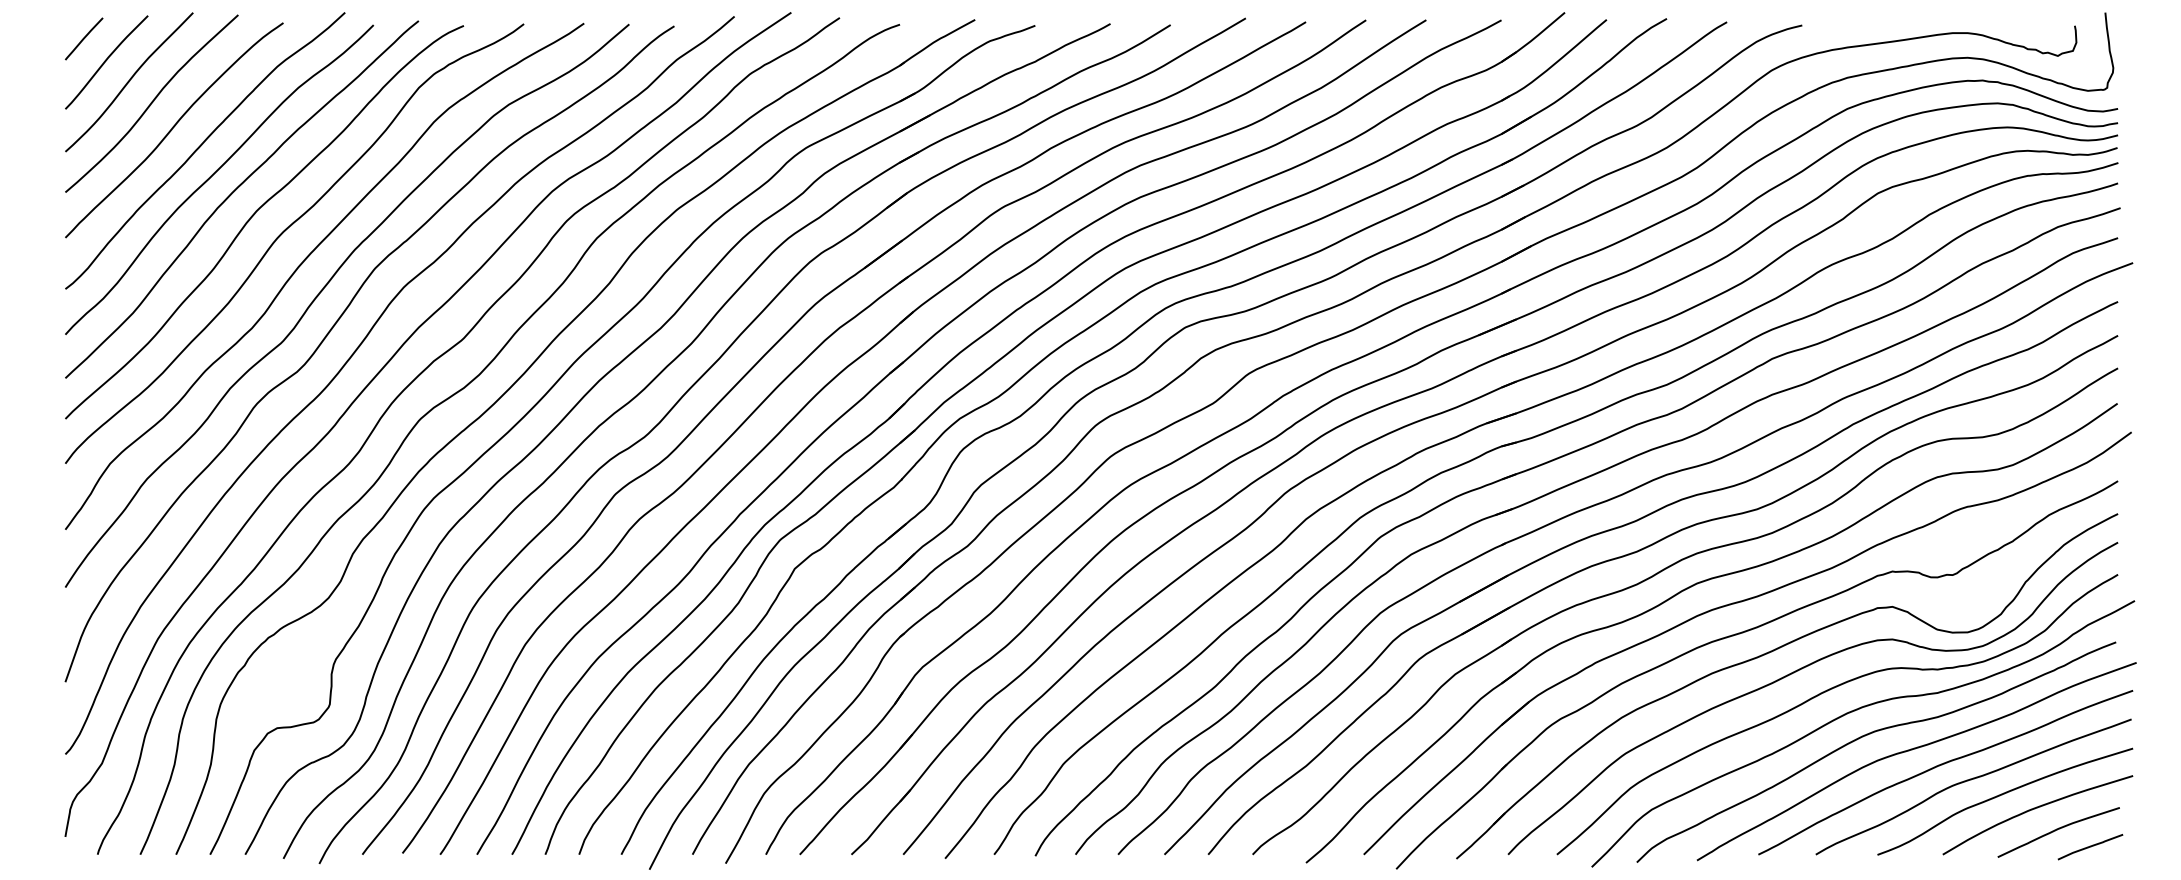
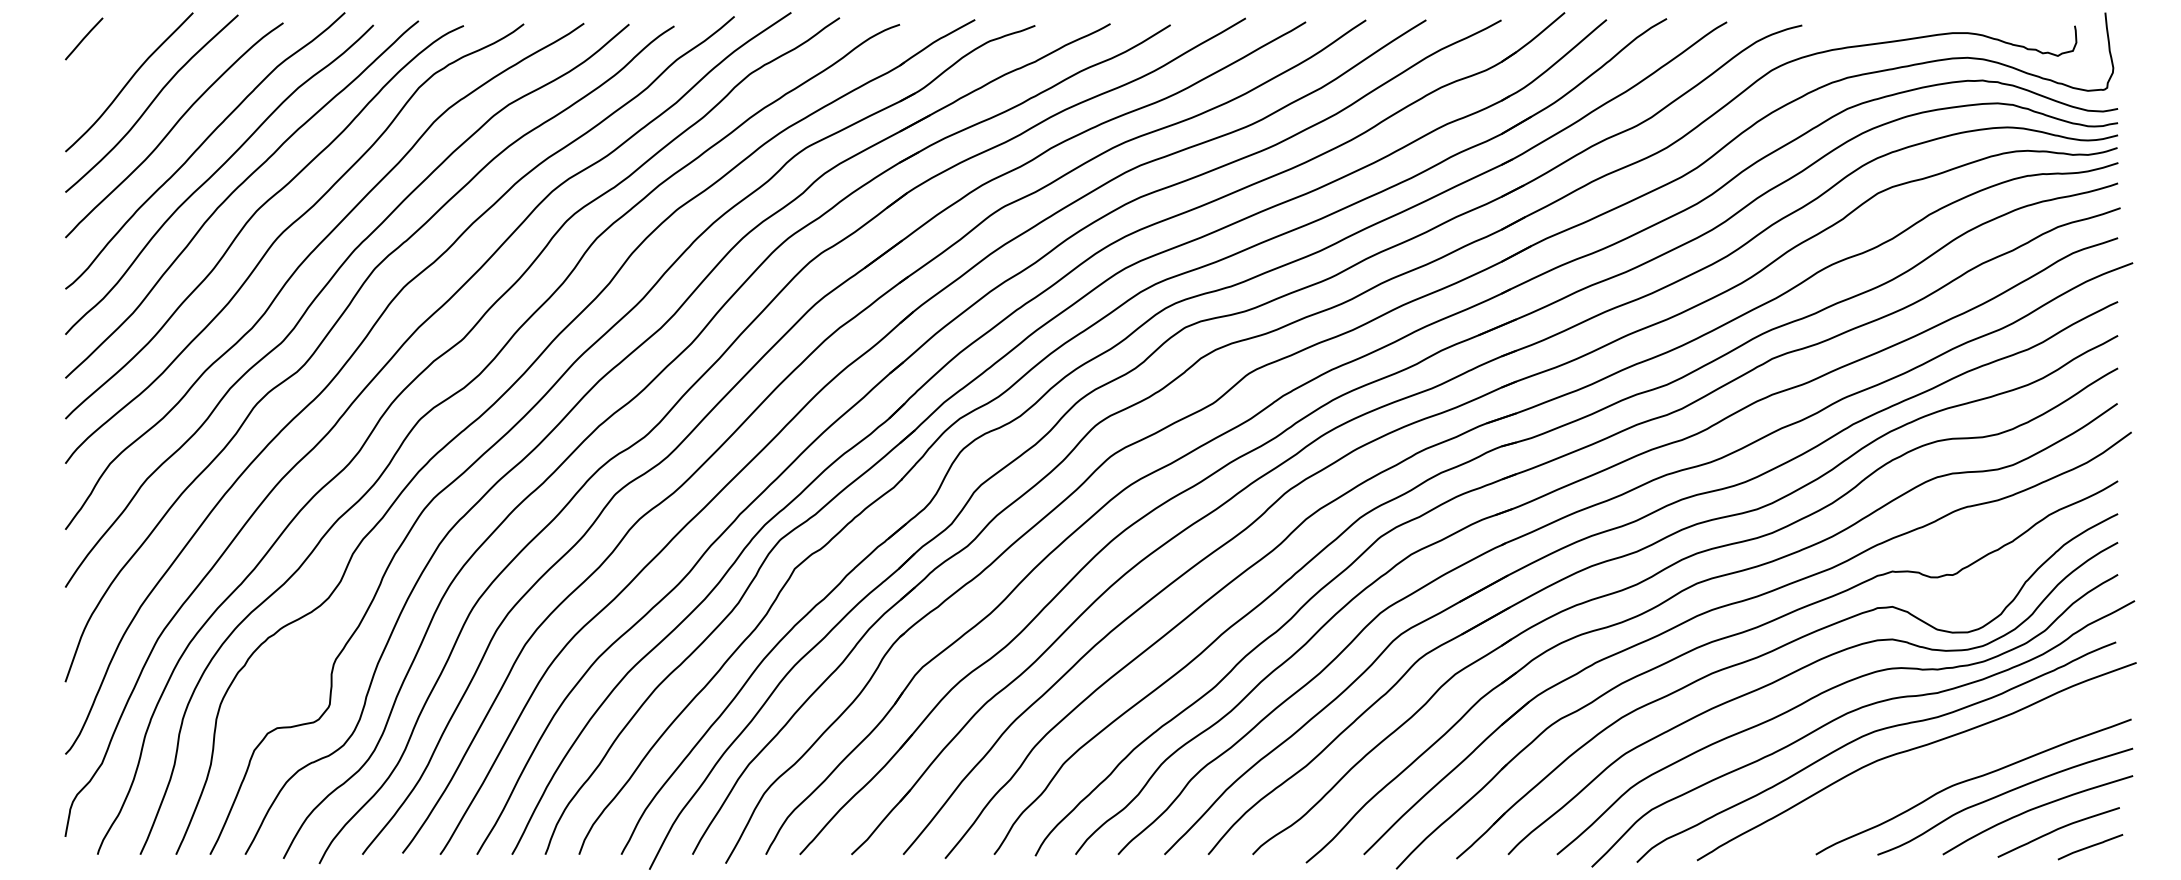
curve: present -> none (106, 61)
curve: present -> none (1942, 765)
